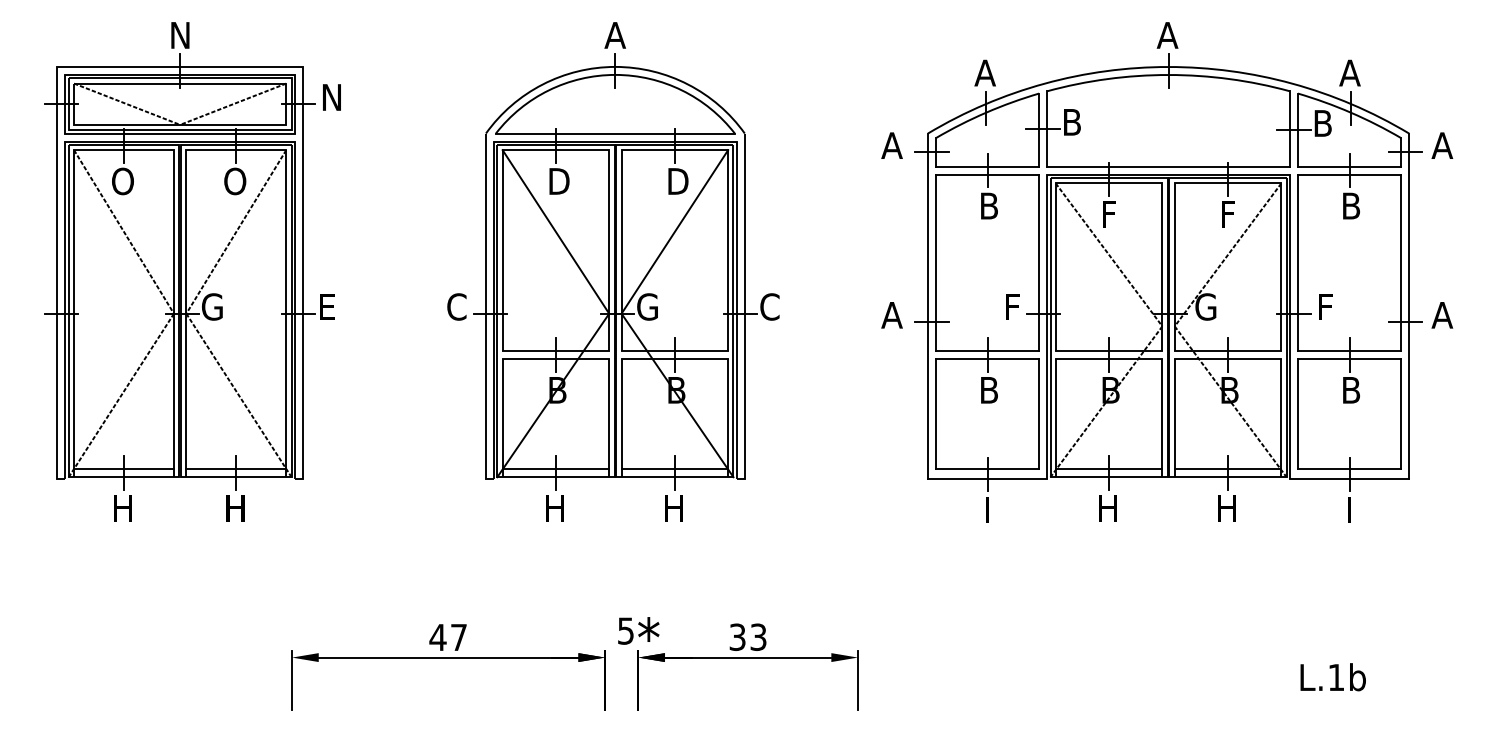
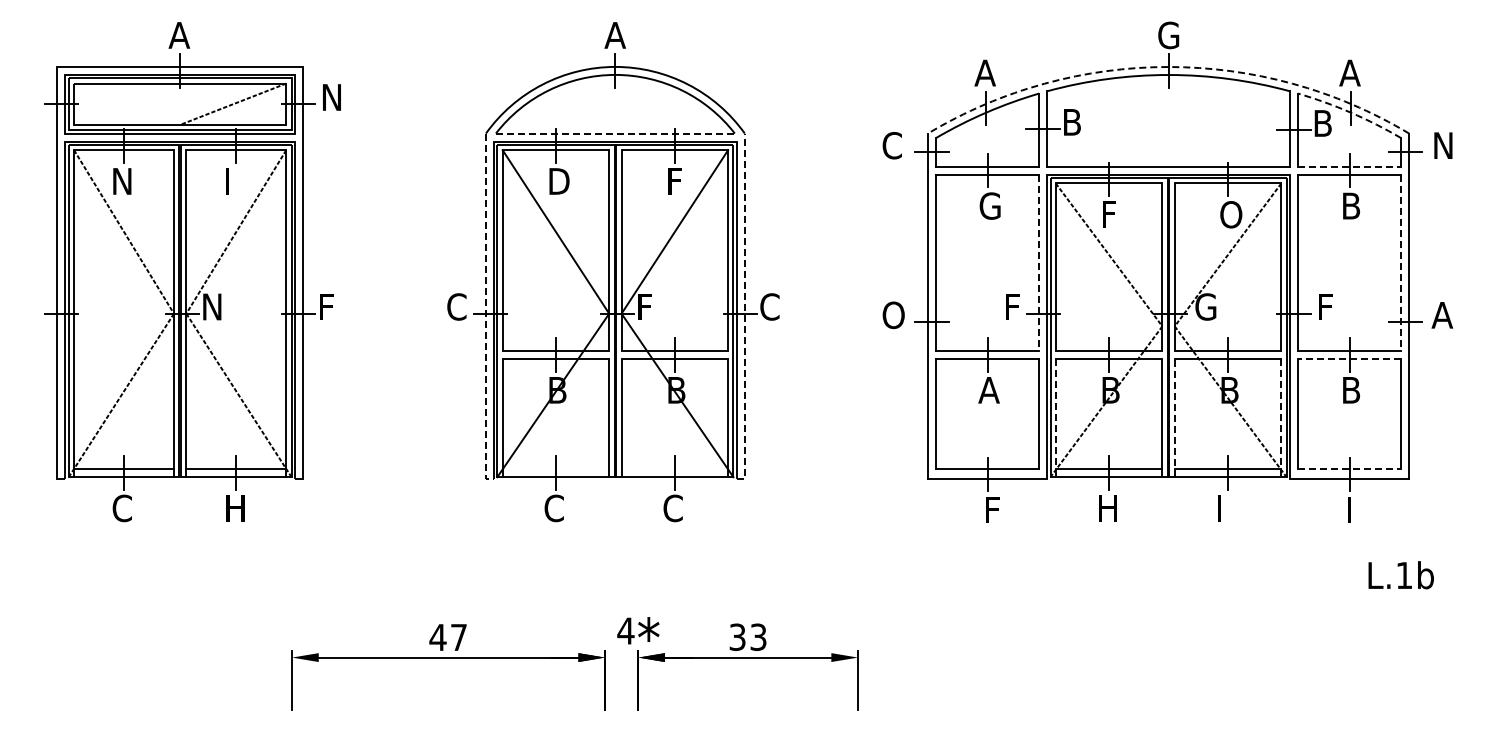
text: N -> A (179, 35)
text: A -> G (1167, 35)
arc: solid -> dashed (1168, 67)
line: present -> none (127, 103)
arc: solid -> dashed (1350, 112)
line: solid -> dashed (615, 133)
text: A -> C (891, 145)
text: A -> N (1442, 145)
line: solid -> dashed (1349, 166)
text: O -> N (122, 181)
text: O -> I (235, 181)
text: D -> F (678, 181)
text: B -> G (989, 205)
text: F -> O (1231, 214)
line: solid -> dashed (1039, 263)
line: solid -> dashed (1401, 263)
text: G -> N (212, 306)
text: E -> F (328, 306)
text: G -> F (647, 306)
line: solid -> dashed (744, 310)
line: solid -> dashed (486, 311)
text: A -> O (892, 315)
line: solid -> dashed (1349, 359)
text: B -> A (988, 390)
line: solid -> dashed (1174, 417)
line: solid -> dashed (1055, 418)
line: solid -> dashed (1281, 418)
line: present -> none (555, 469)
line: present -> none (674, 469)
line: solid -> dashed (1349, 469)
text: I -> F (994, 503)
text: H -> C (121, 508)
text: H -> C (553, 508)
text: H -> C (672, 508)
text: H -> I (1228, 508)
text: 5 -> 4 (625, 630)
text position: (1332, 677) -> (1400, 575) (1400, 575)
